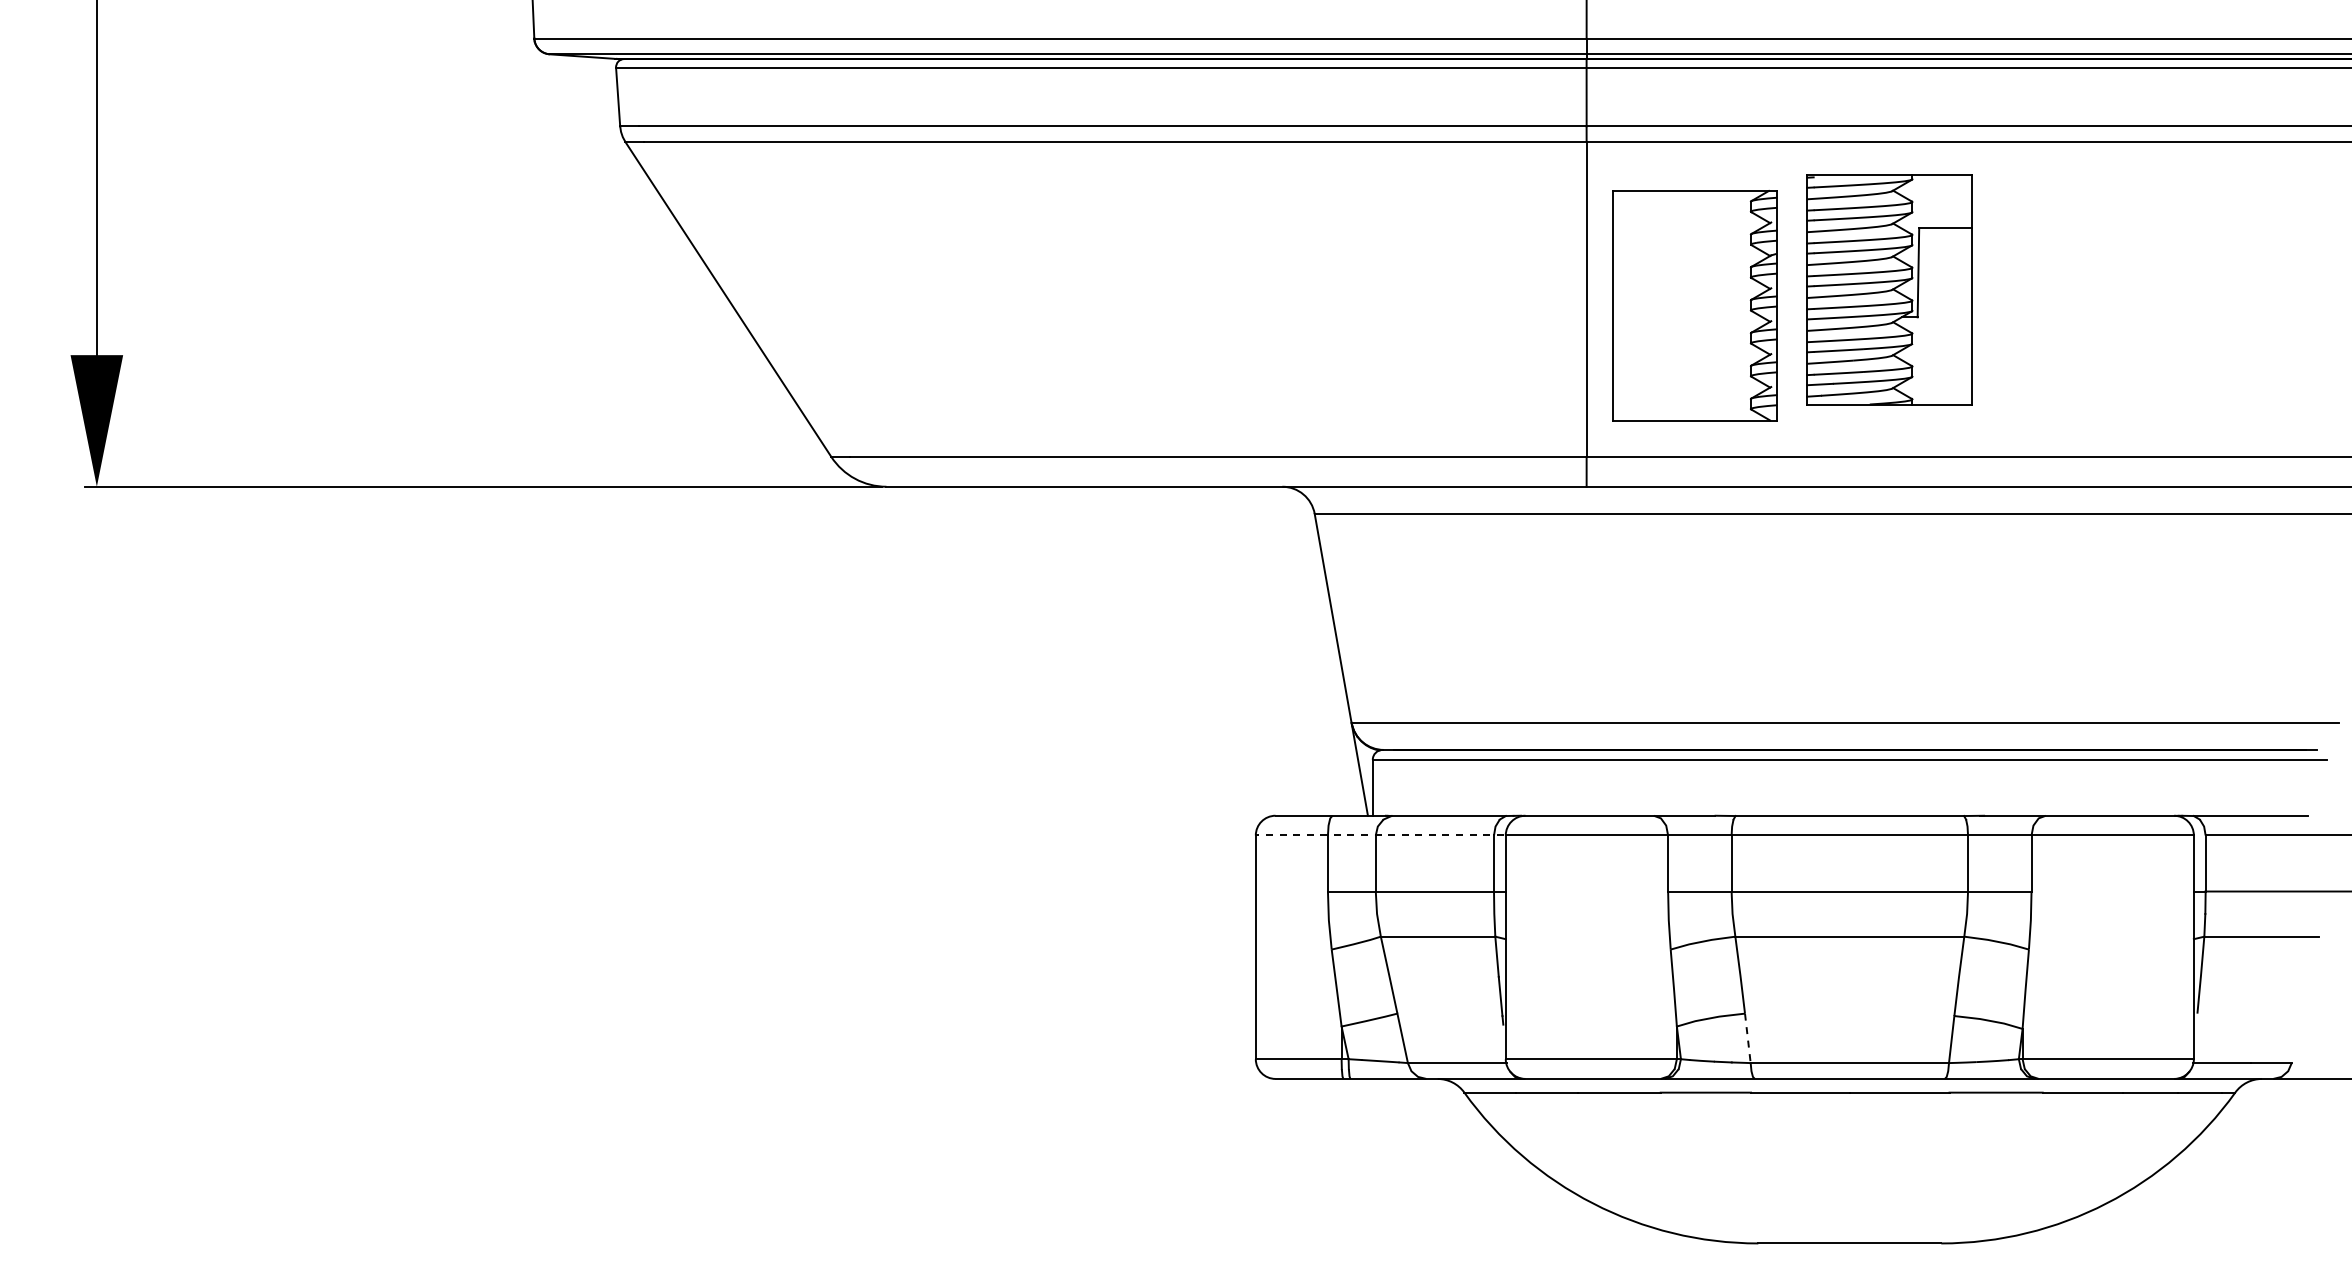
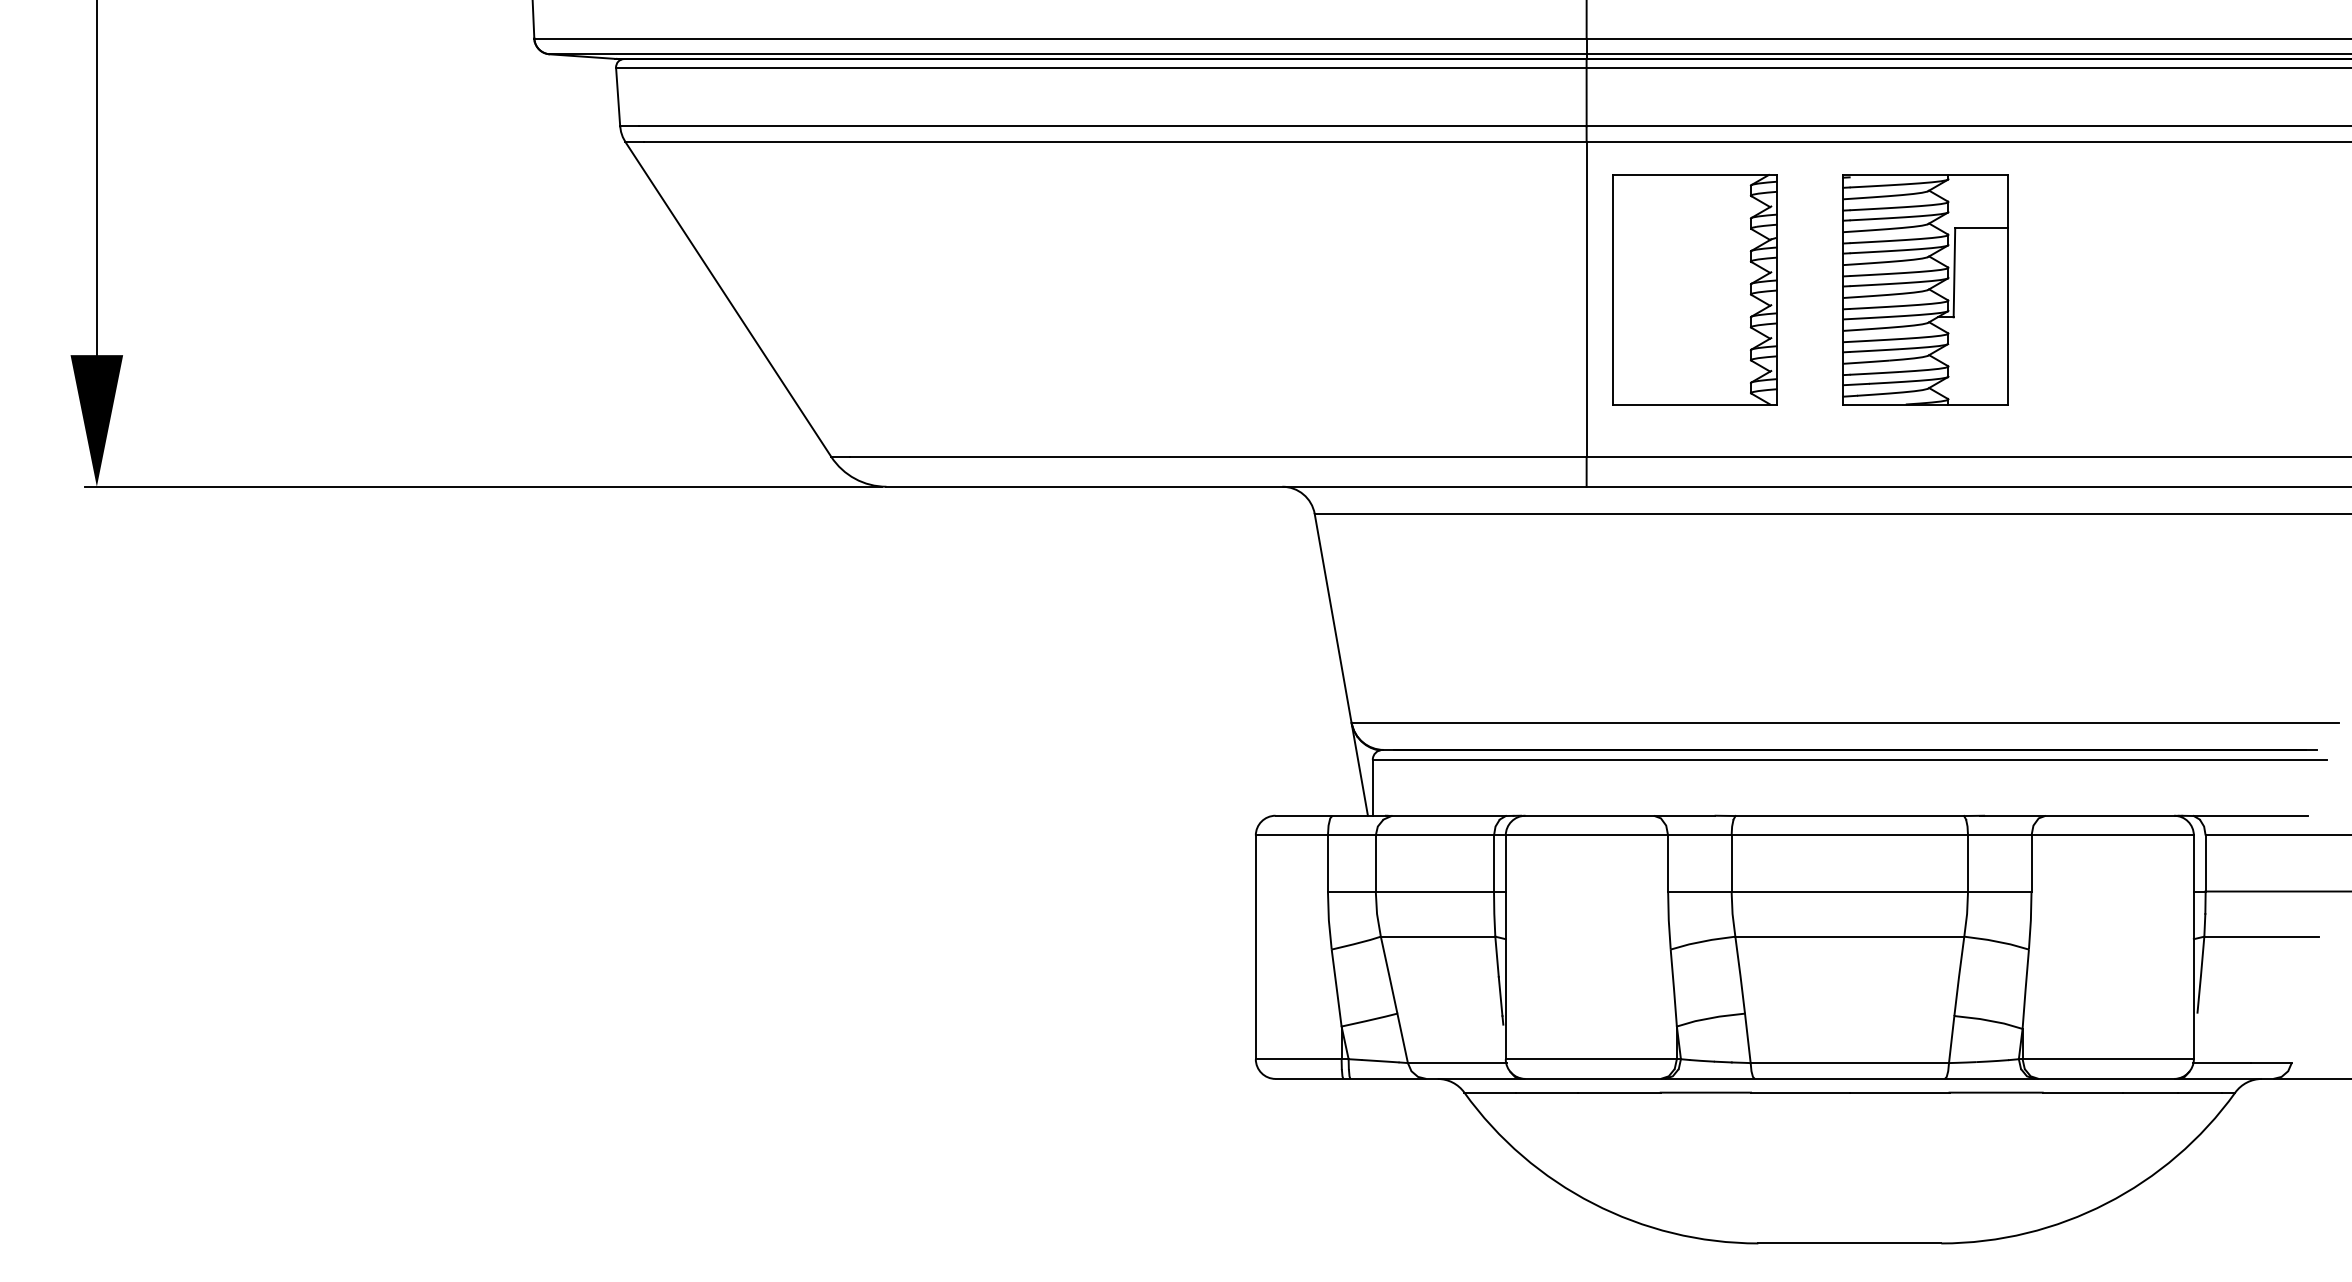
part position: (1889, 289) -> (1925, 289) (1925, 289)
part position: (1694, 305) -> (1694, 289) (1694, 289)
line: dashed -> solid (1379, 835)
line: dashed -> solid (1747, 1038)
